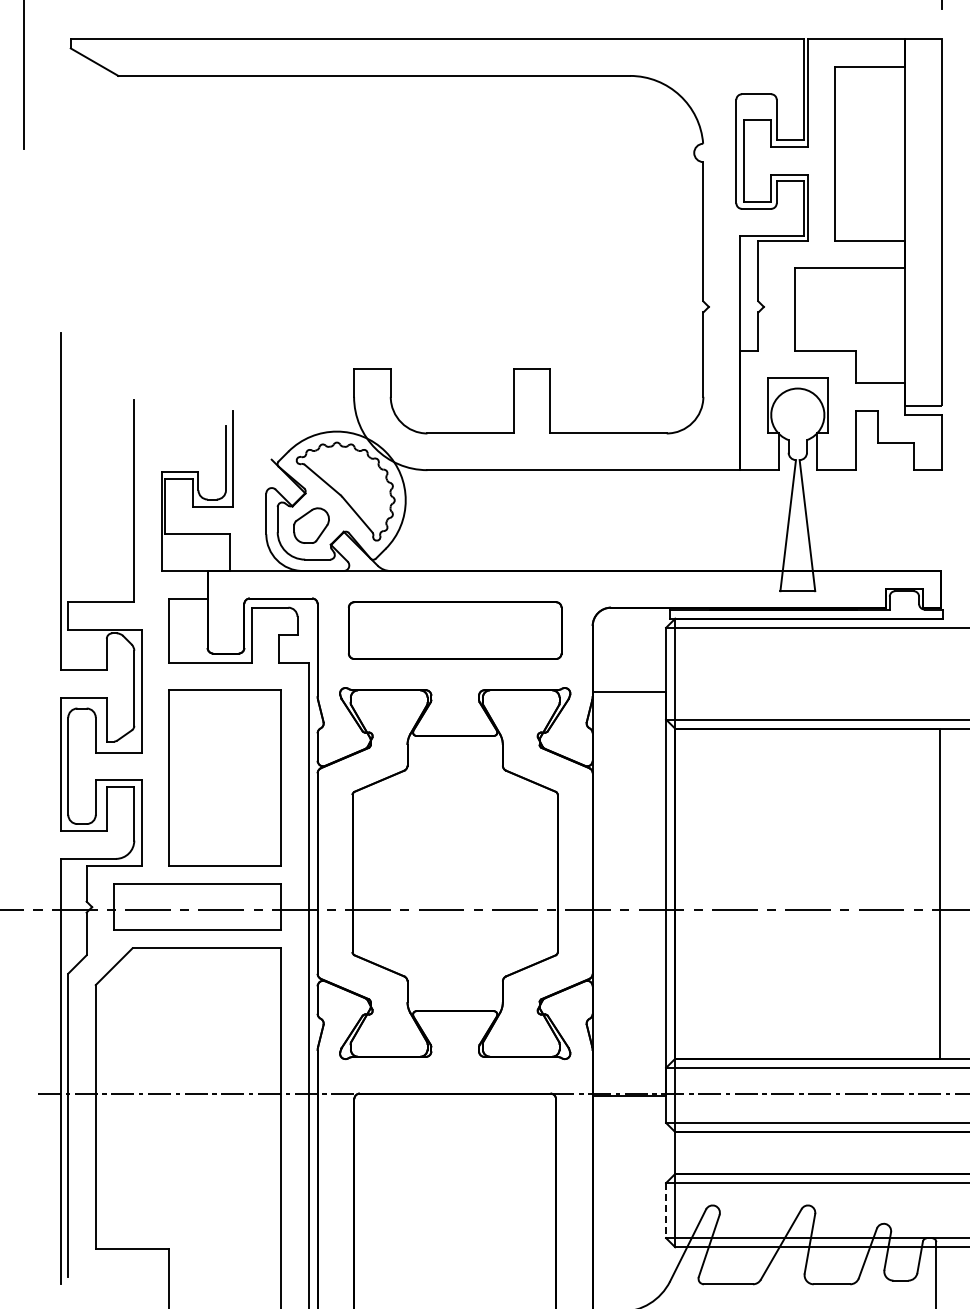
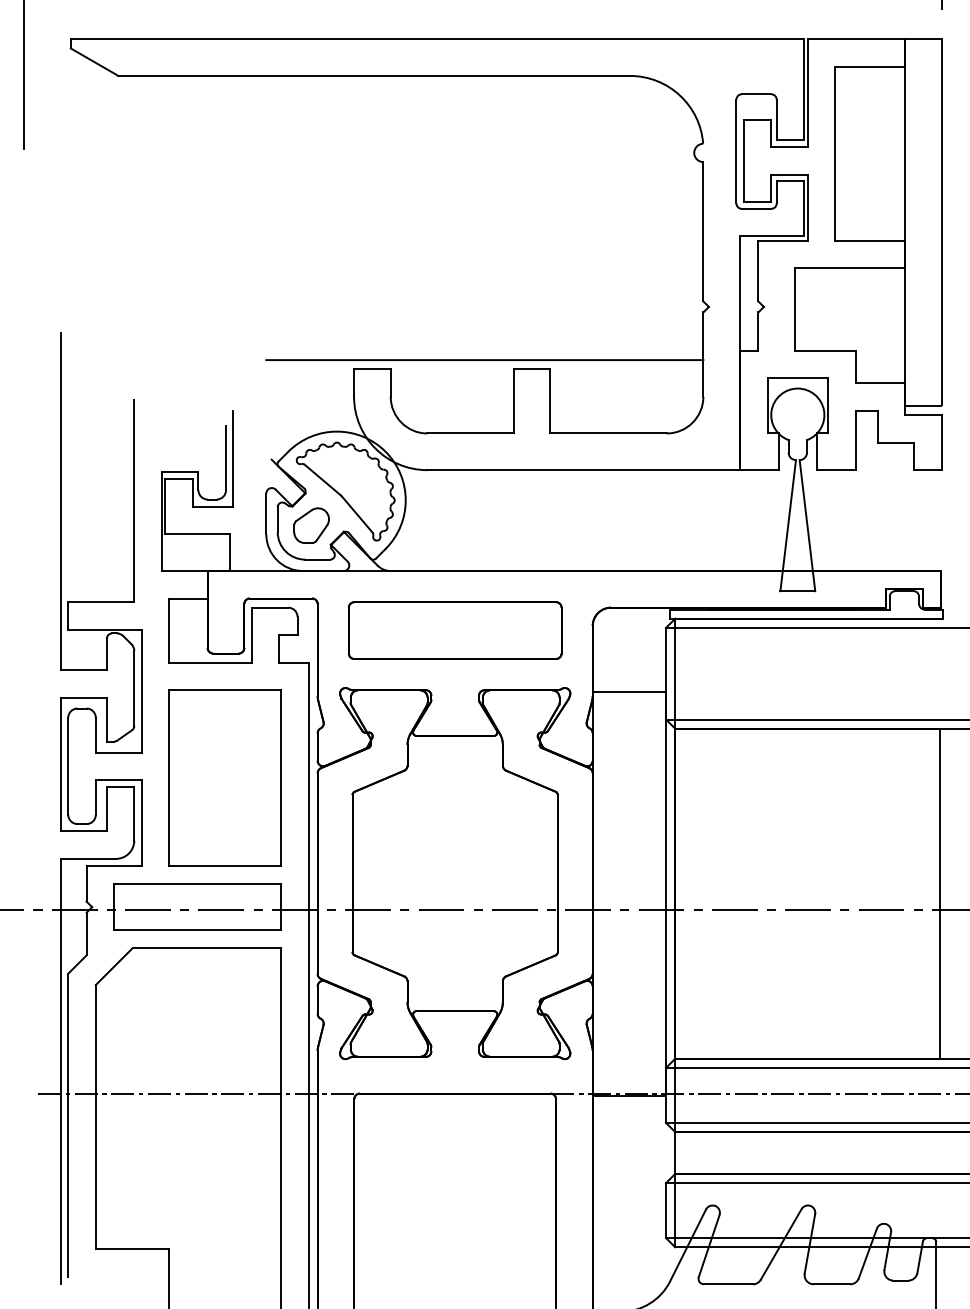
line: none -> present (484, 360)
line: dashed -> solid (666, 1210)
